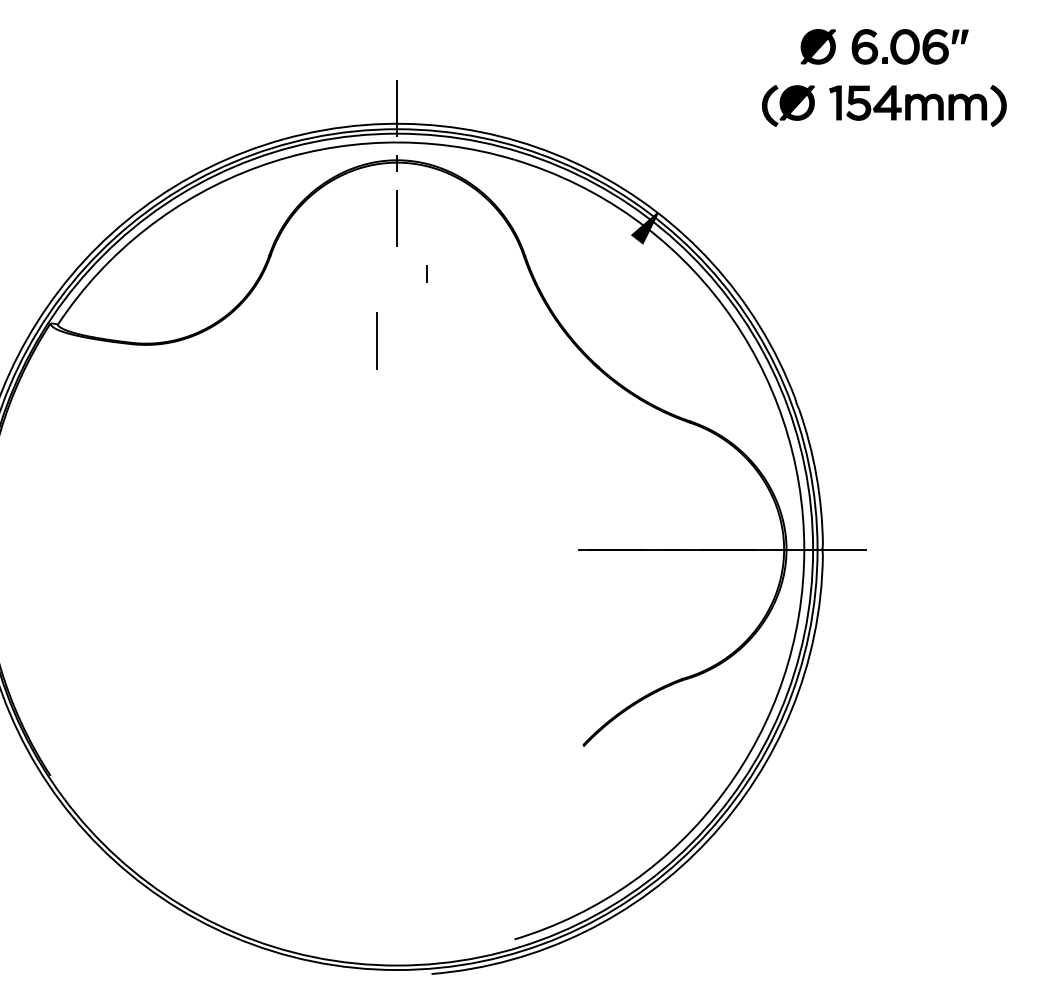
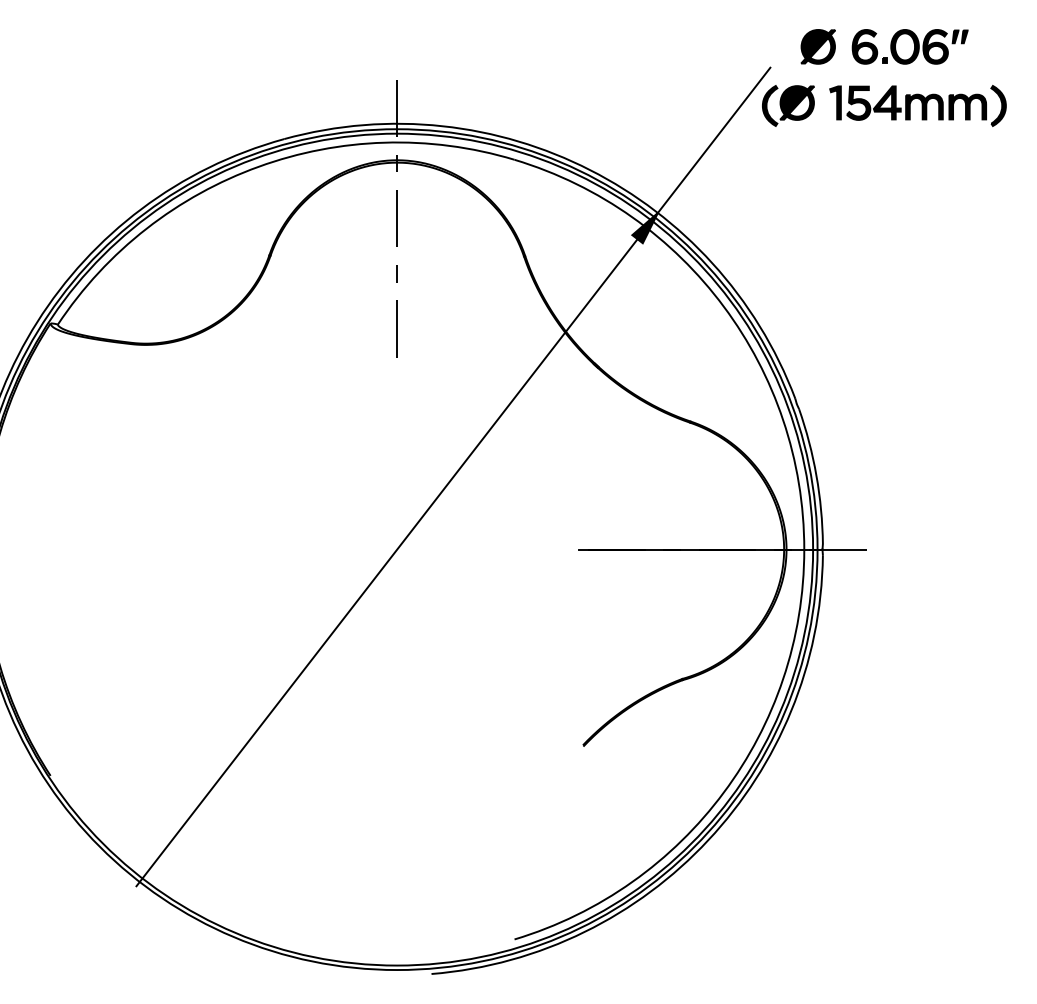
line position: (426, 273) -> (396, 273) (396, 273)
line position: (376, 340) -> (396, 328) (396, 328)
line: none -> present (453, 476)
